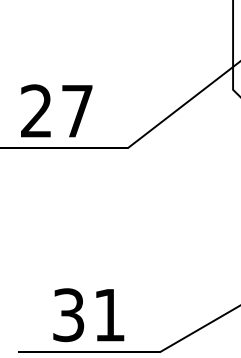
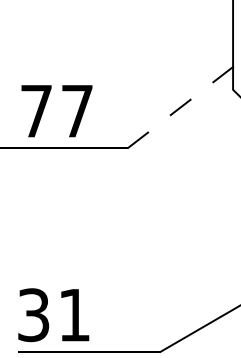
line: solid -> dashed (184, 104)
text: 27 -> 77 (36, 110)
text position: (88, 315) -> (53, 315) (53, 315)
